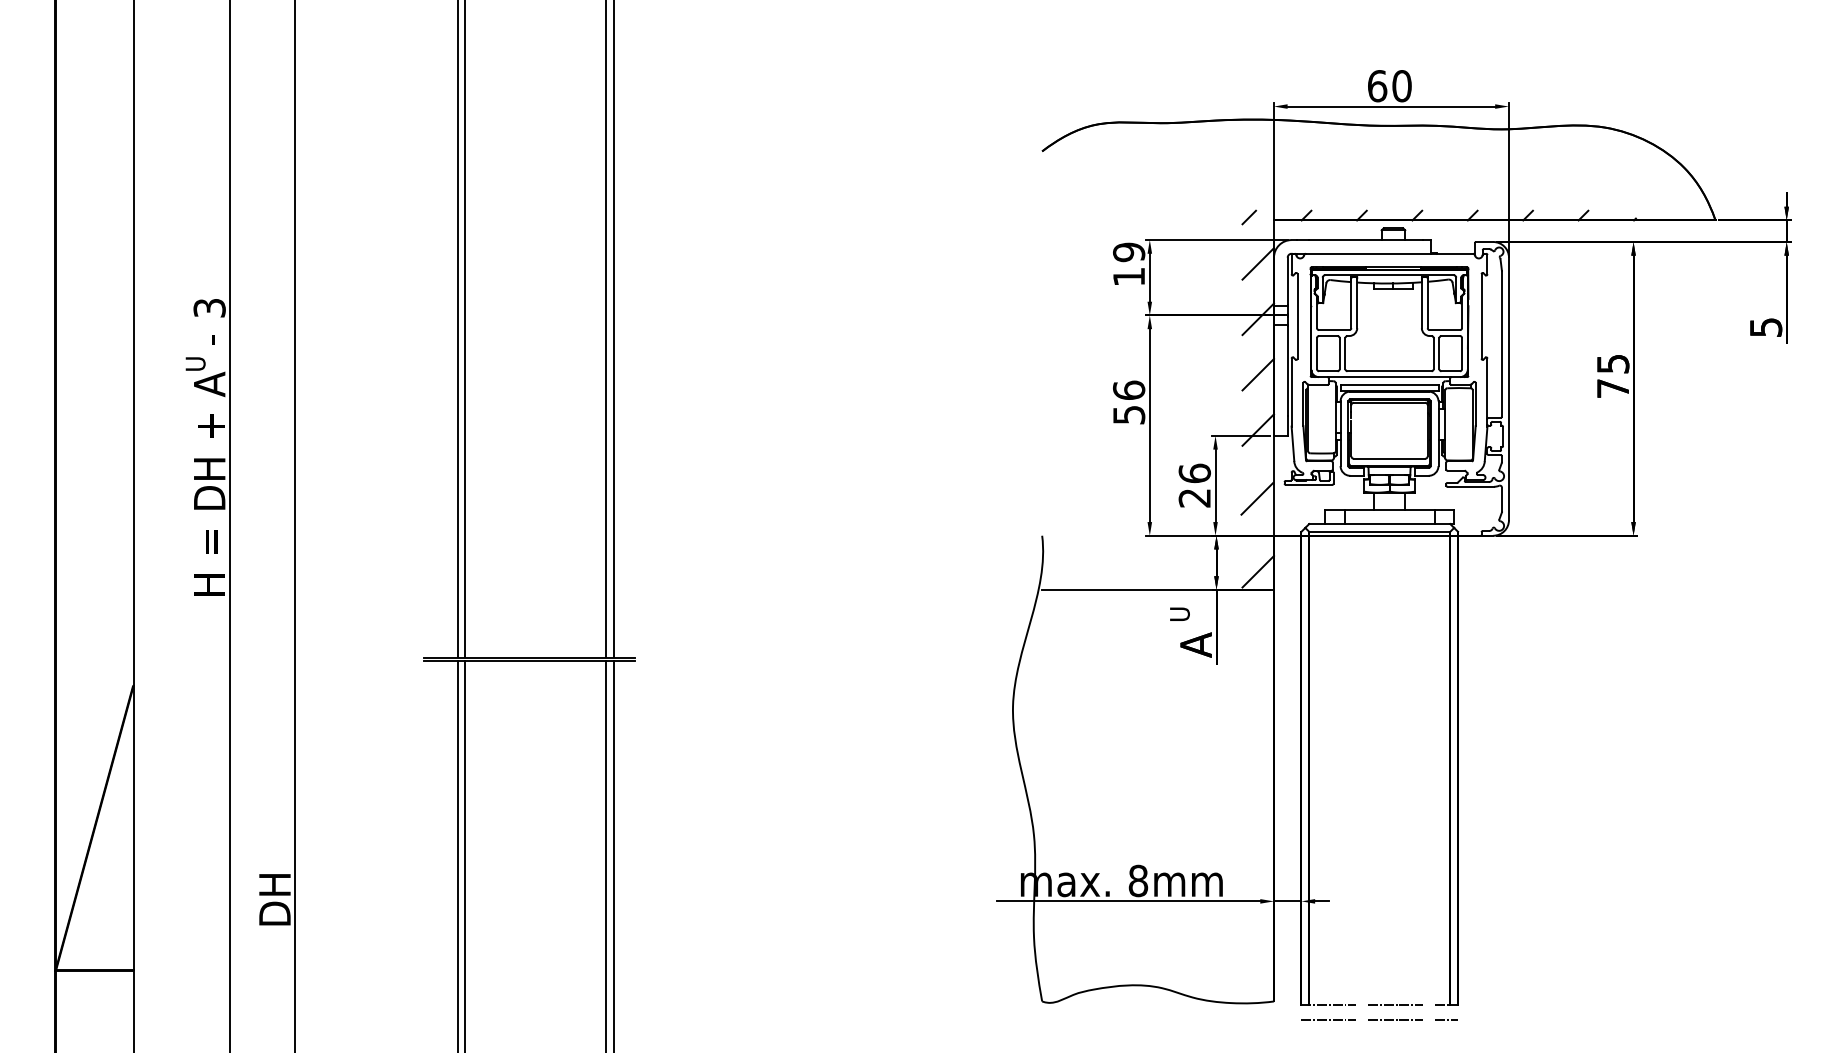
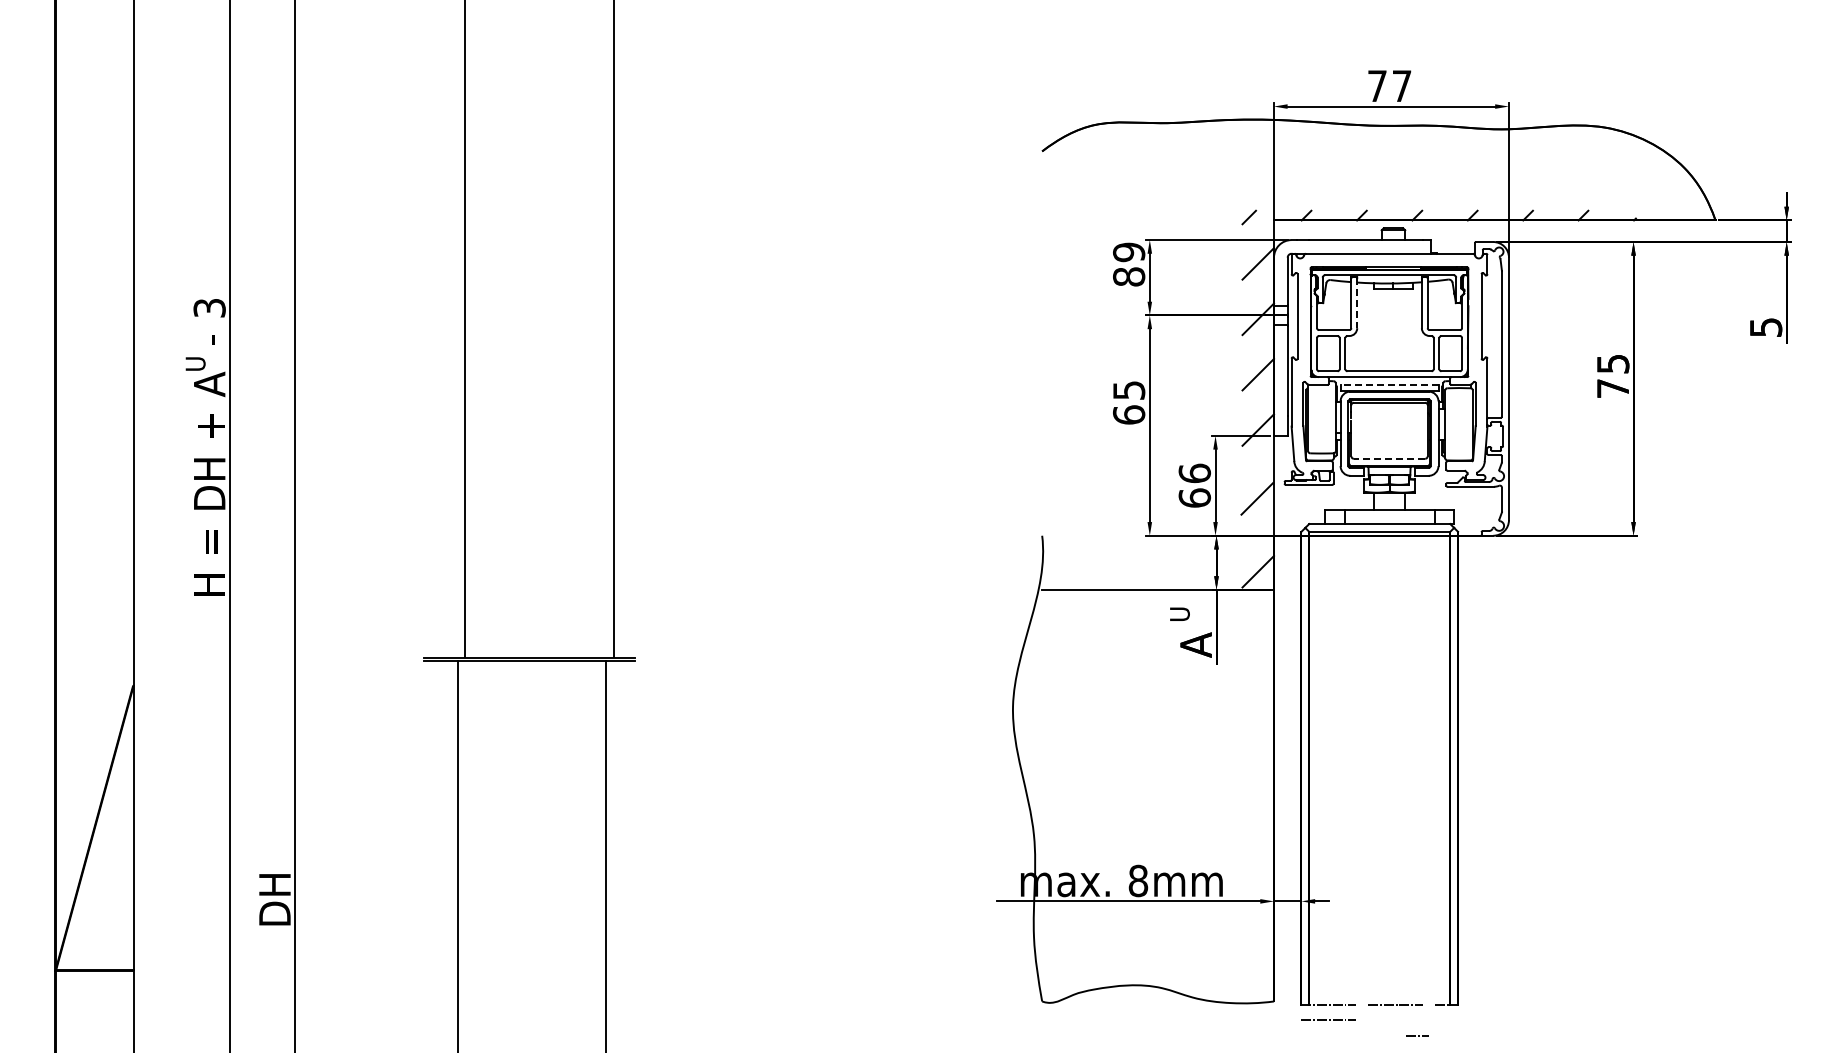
text: 60 -> 77 (1389, 86)
text: 19 -> 89 (1129, 276)
line: solid -> dashed (1357, 303)
line: present -> none (457, 329)
line: present -> none (606, 329)
line: solid -> dashed (1389, 384)
text: 56 -> 65 (1129, 402)
line: solid -> dashed (1389, 458)
text: 26 -> 66 (1194, 497)
line: present -> none (465, 855)
line: present -> none (614, 855)
line: present -> none (1395, 1019)
line position: (1447, 1019) -> (1418, 1035) (1418, 1035)
